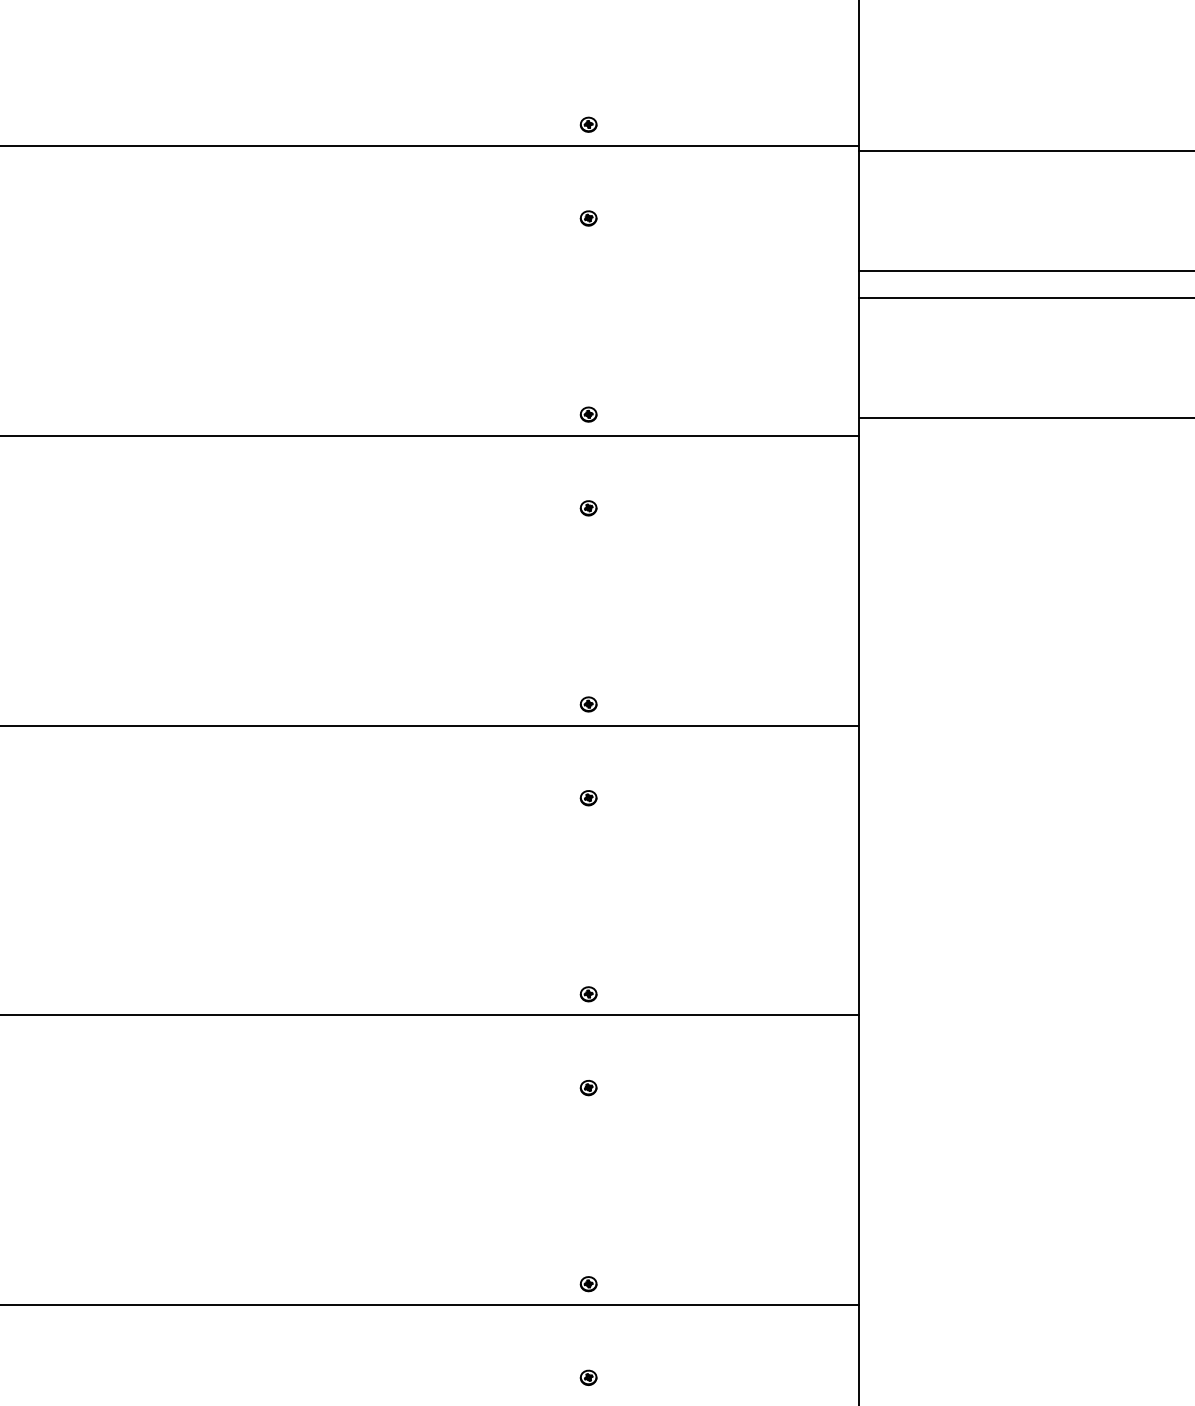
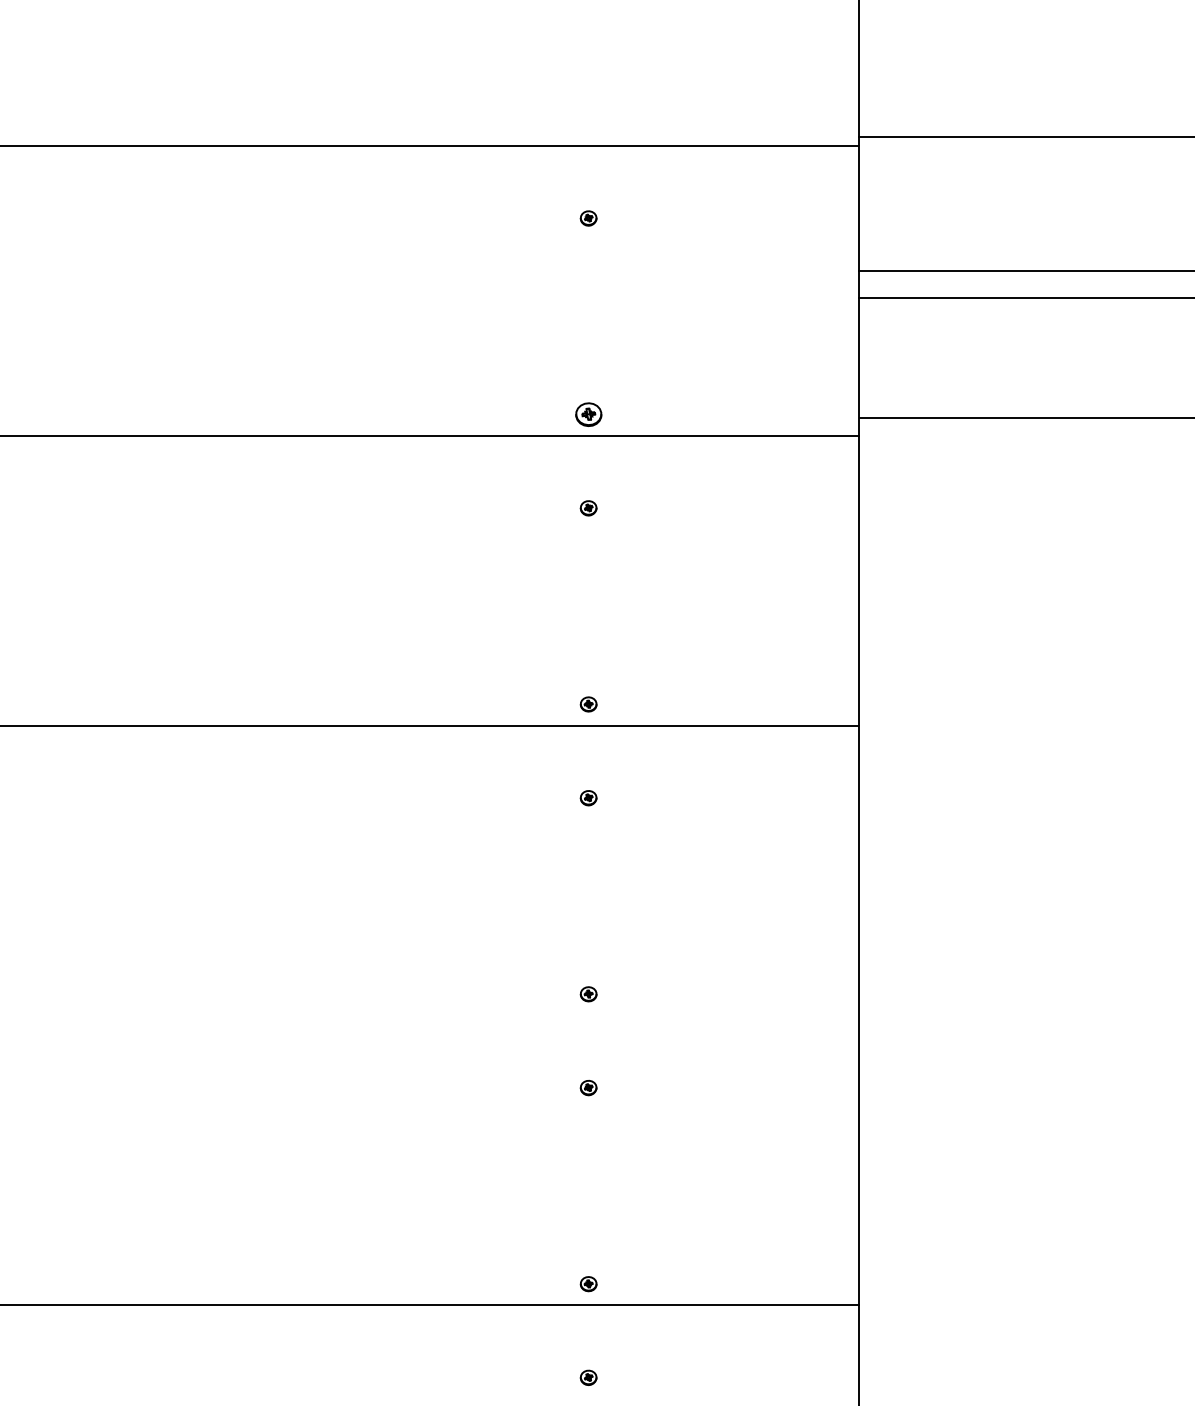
part: present -> none (588, 124)
line position: (1025, 150) -> (1025, 136) (1025, 136)
part size: 19x17 px -> 28x25 px (588, 414)
line: present -> none (430, 1015)
